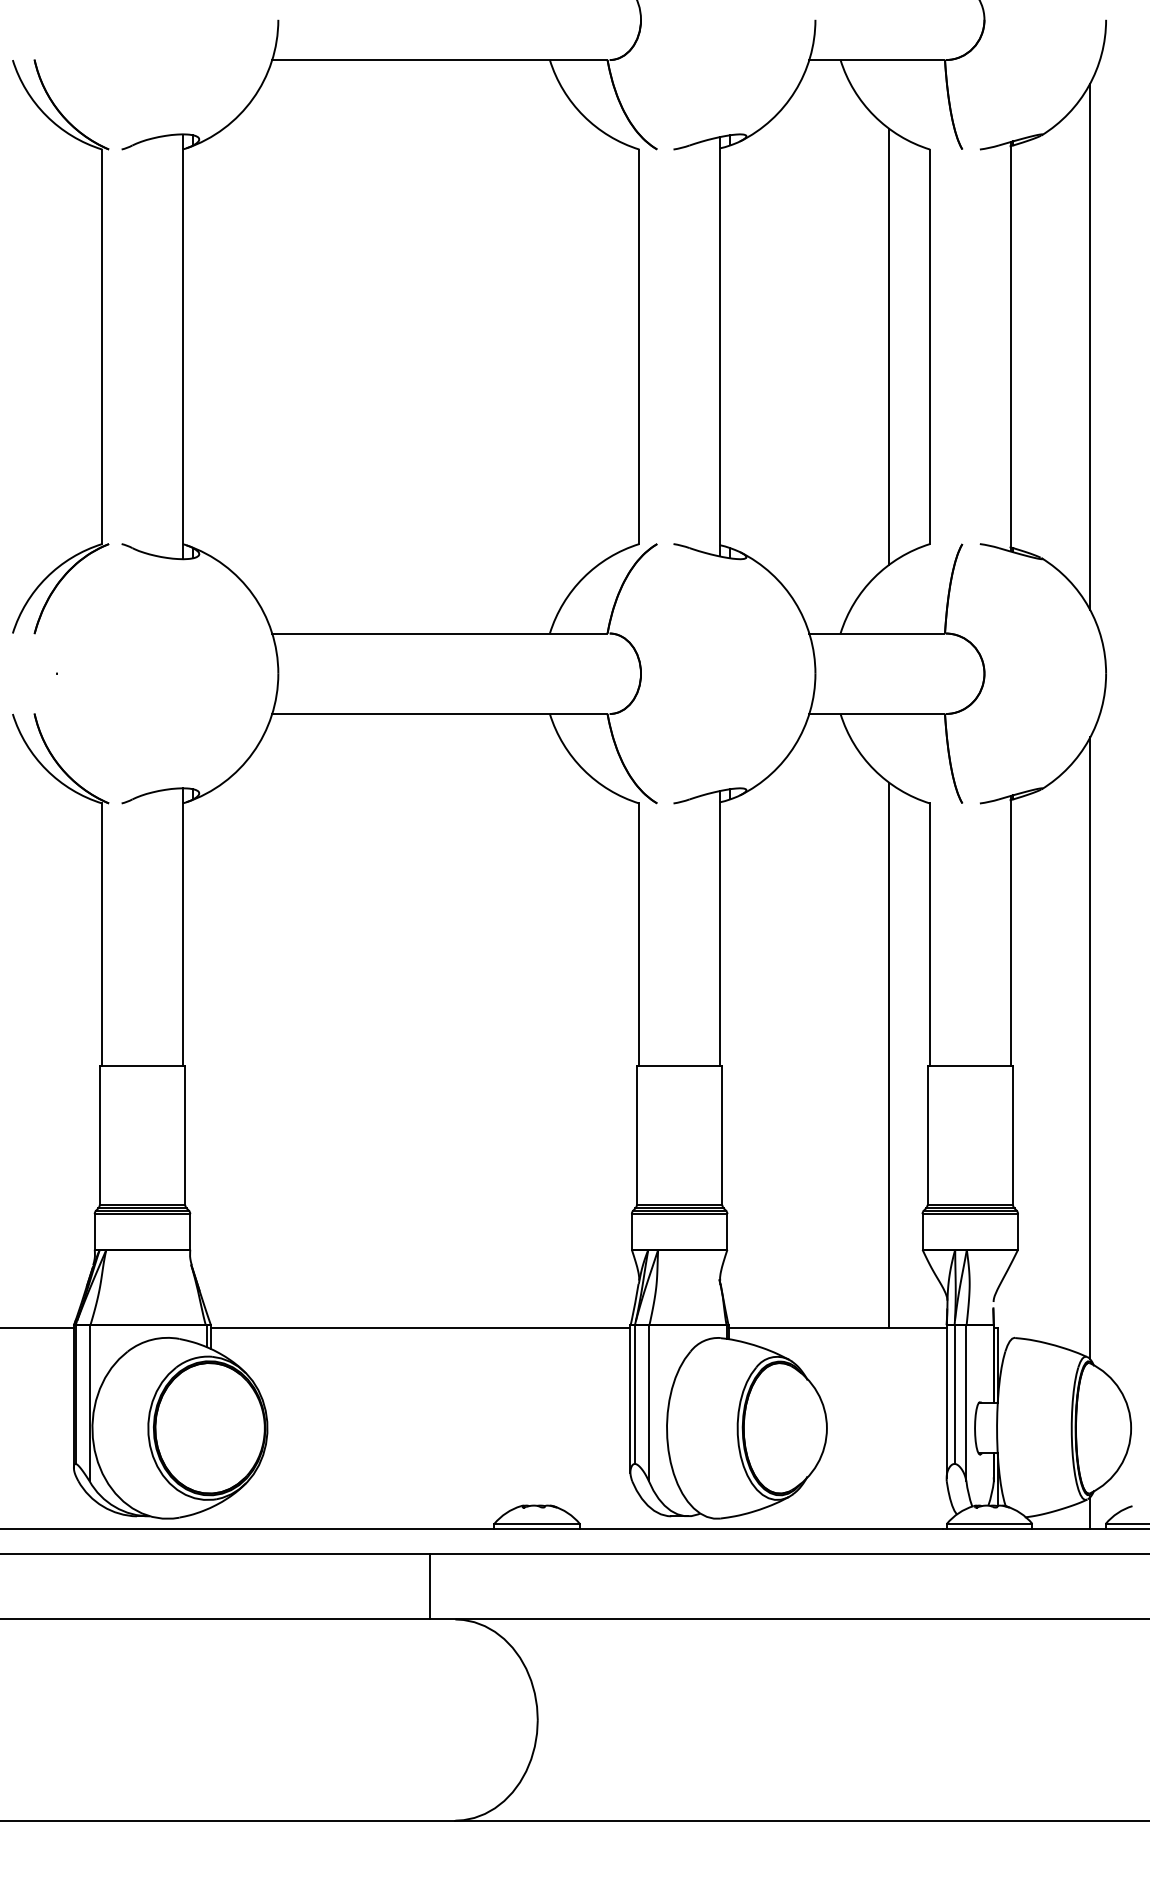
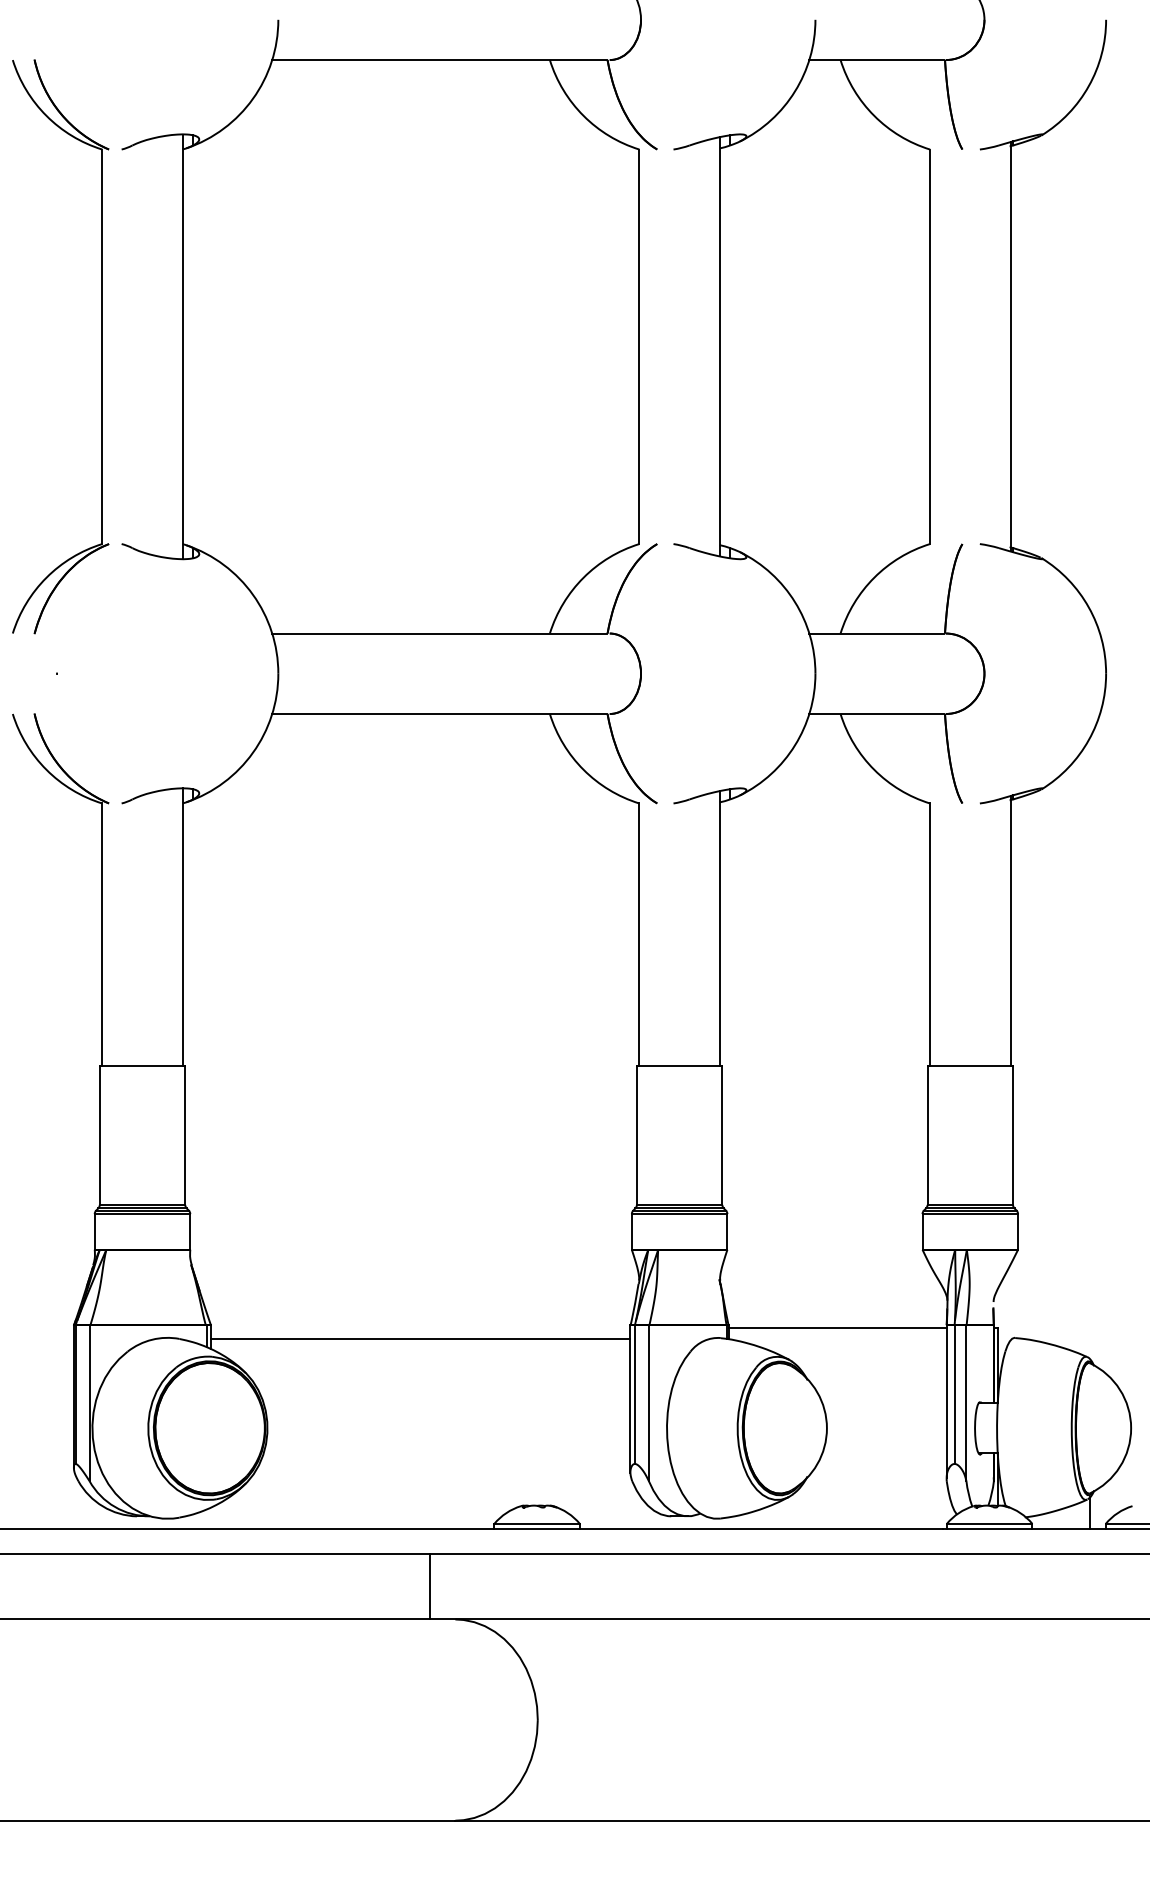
line: present -> none (889, 346)
line: present -> none (1090, 346)
line: present -> none (1090, 1048)
line: present -> none (889, 1054)
line: present -> none (37, 1327)
line position: (420, 1327) -> (420, 1338) (420, 1338)
